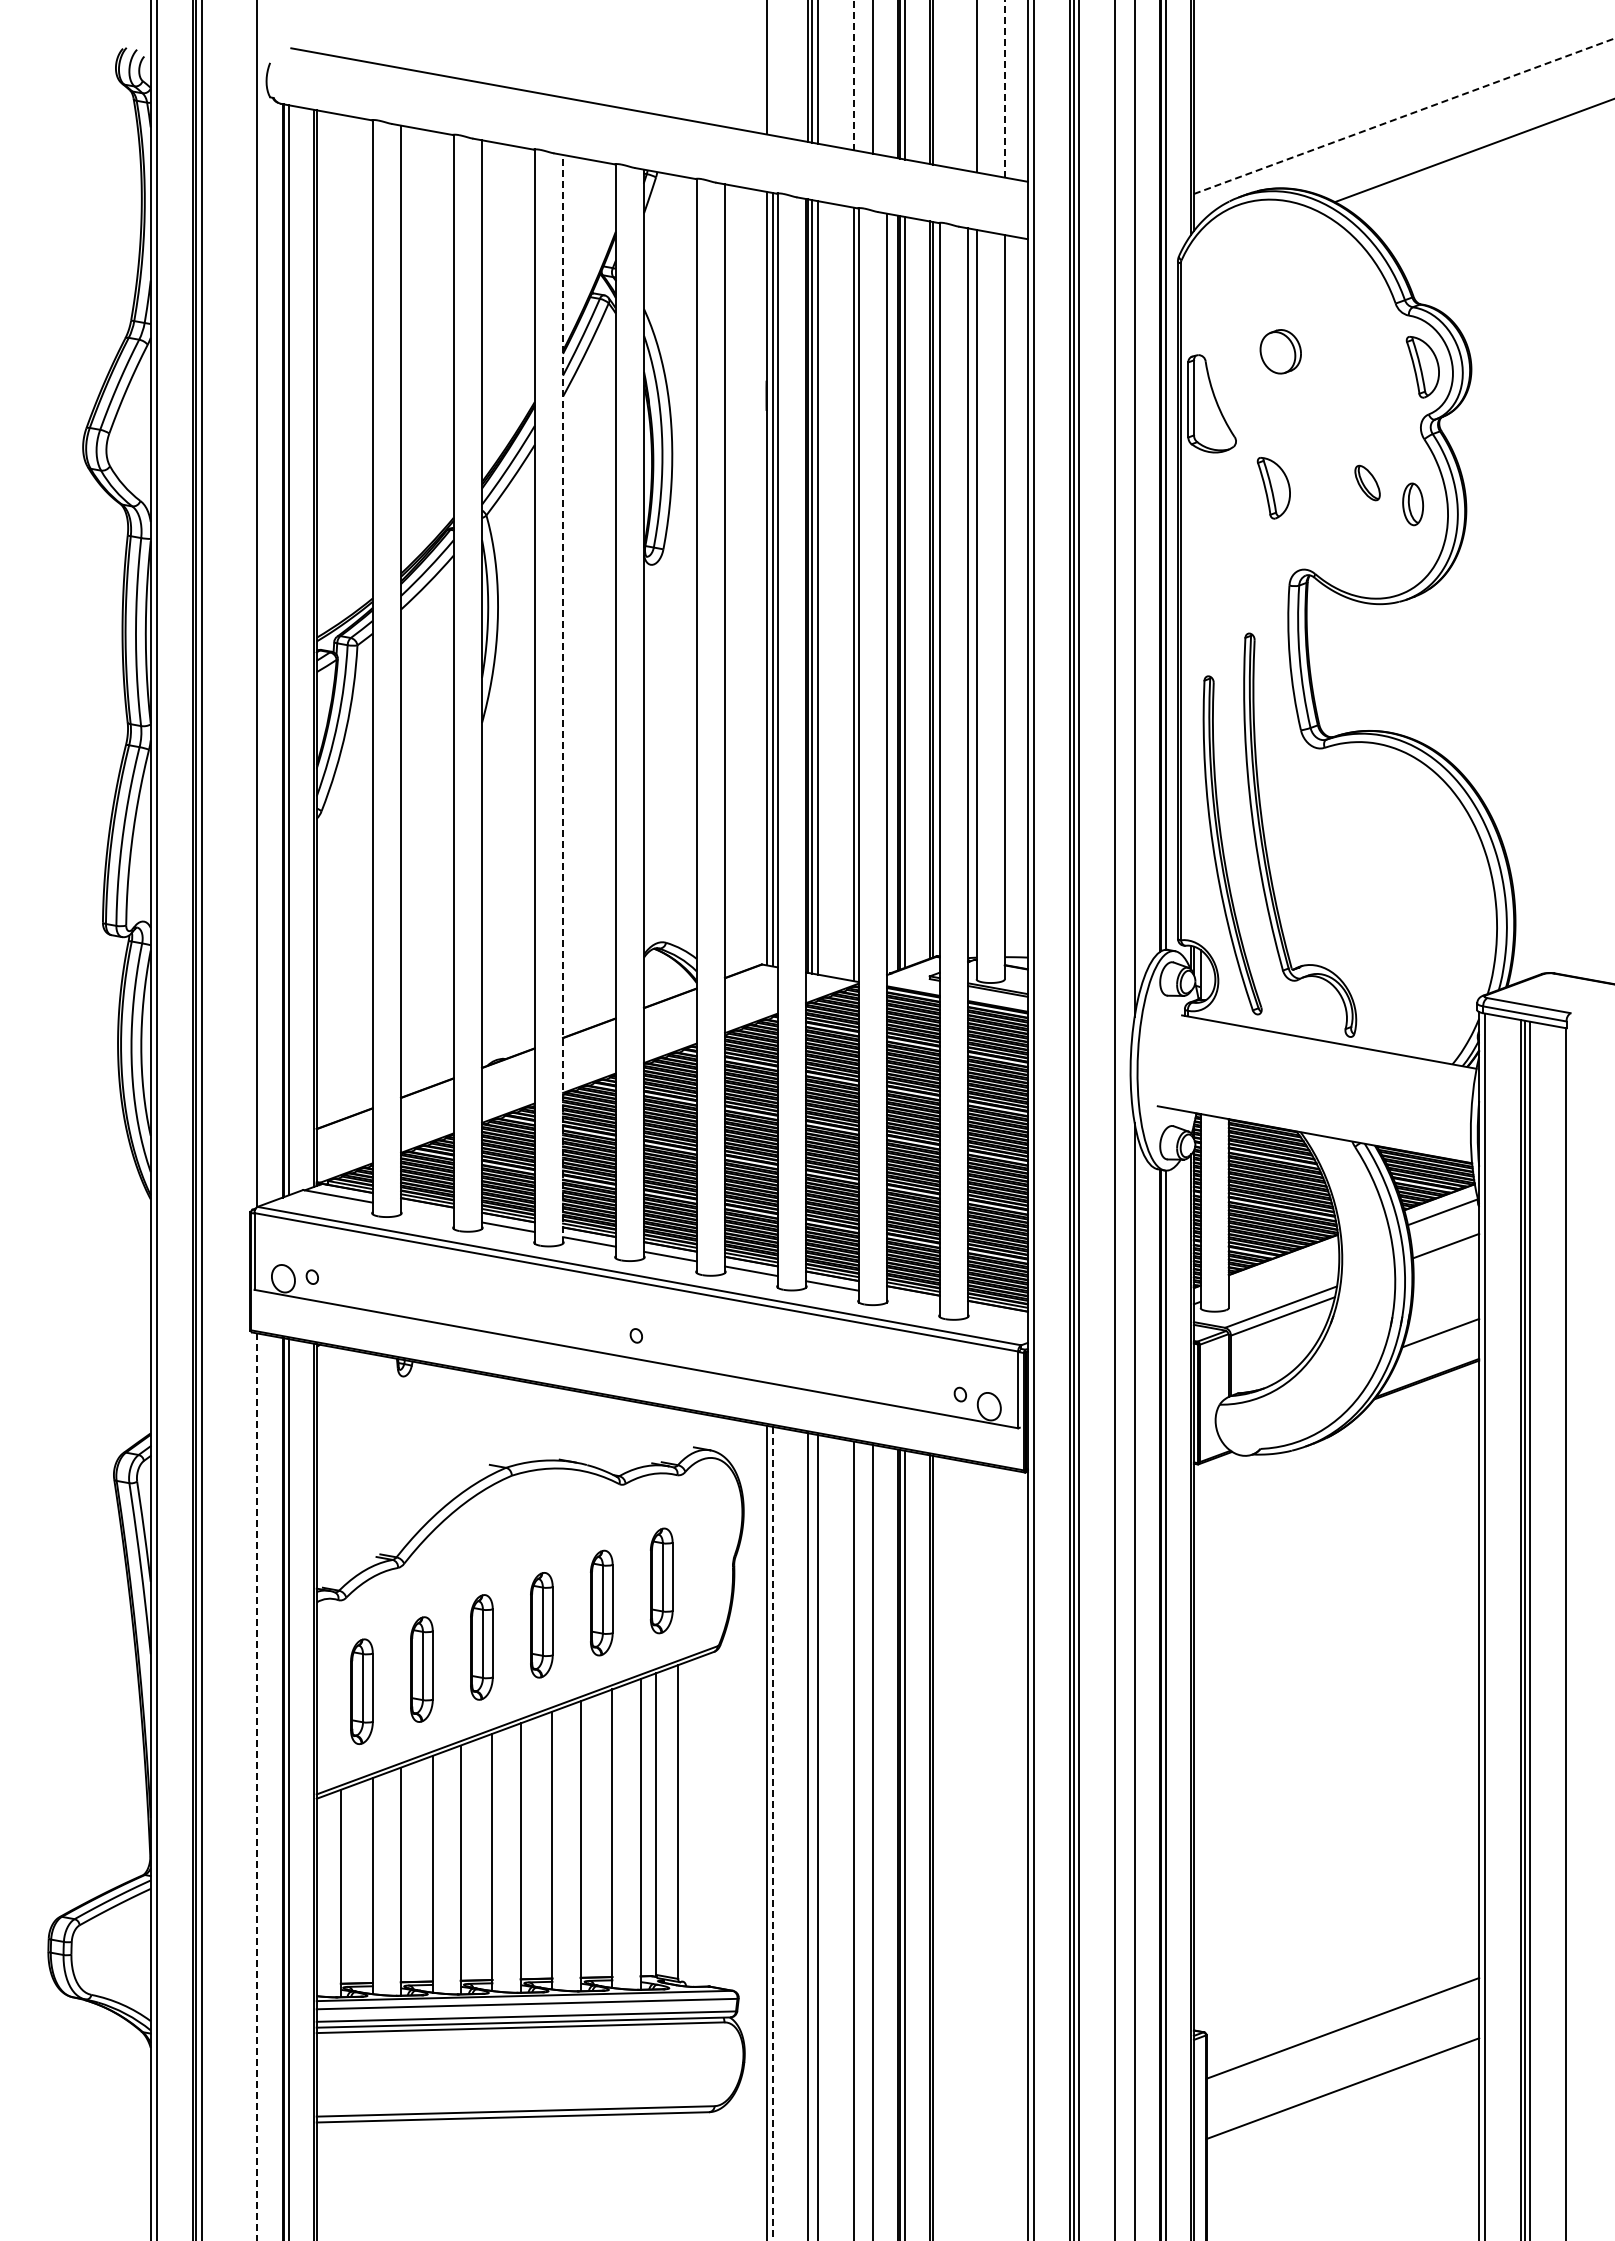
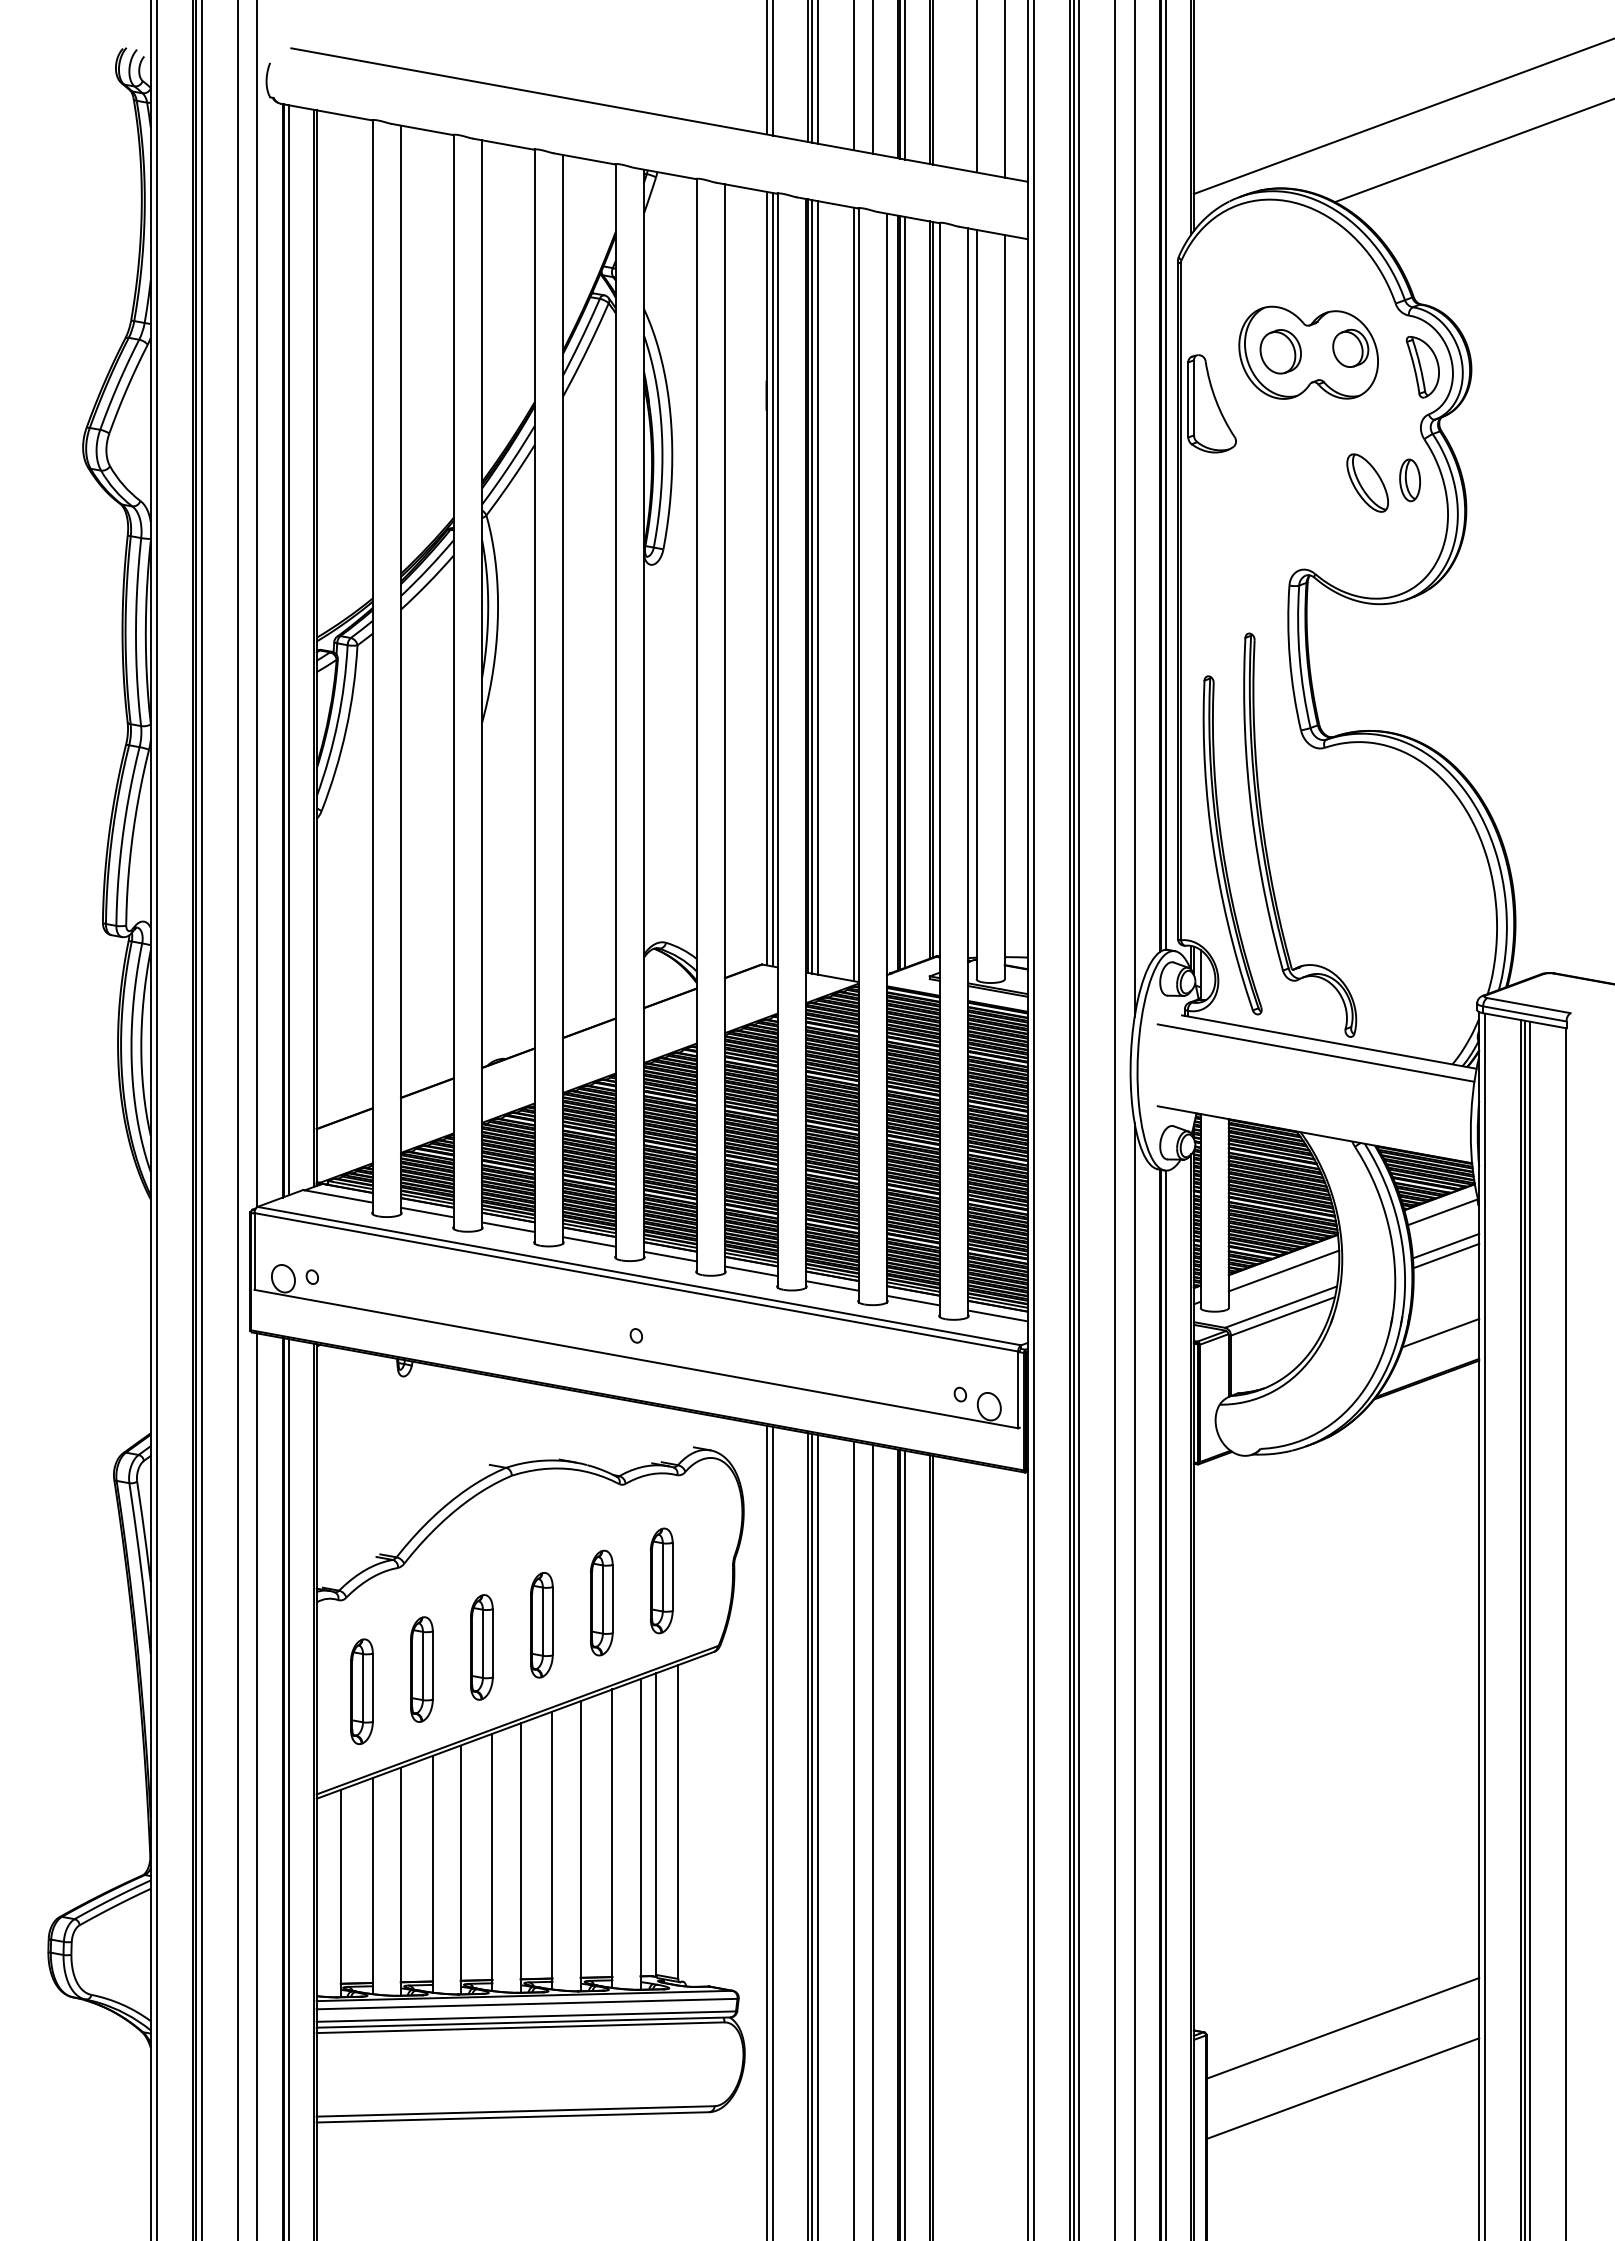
line: none -> present (772, 68)
line: dashed -> solid (853, 75)
line: dashed -> solid (1004, 88)
line: dashed -> solid (1403, 116)
part: none -> present (1308, 352)
part size: 27x38 px -> 43x60 px (1367, 482)
part: present -> none (1273, 488)
part position: (1412, 504) -> (1409, 480) (1409, 480)
line: dashed -> solid (563, 698)
line: none -> present (1315, 1052)
line: none -> present (237, 1119)
line: none -> present (427, 1212)
line: none -> present (1446, 1255)
line: none -> present (1283, 1270)
line: none -> present (913, 1300)
line: none -> present (997, 1315)
line: dashed -> solid (257, 1787)
line: dashed -> solid (772, 1833)
line: none -> present (812, 1835)
